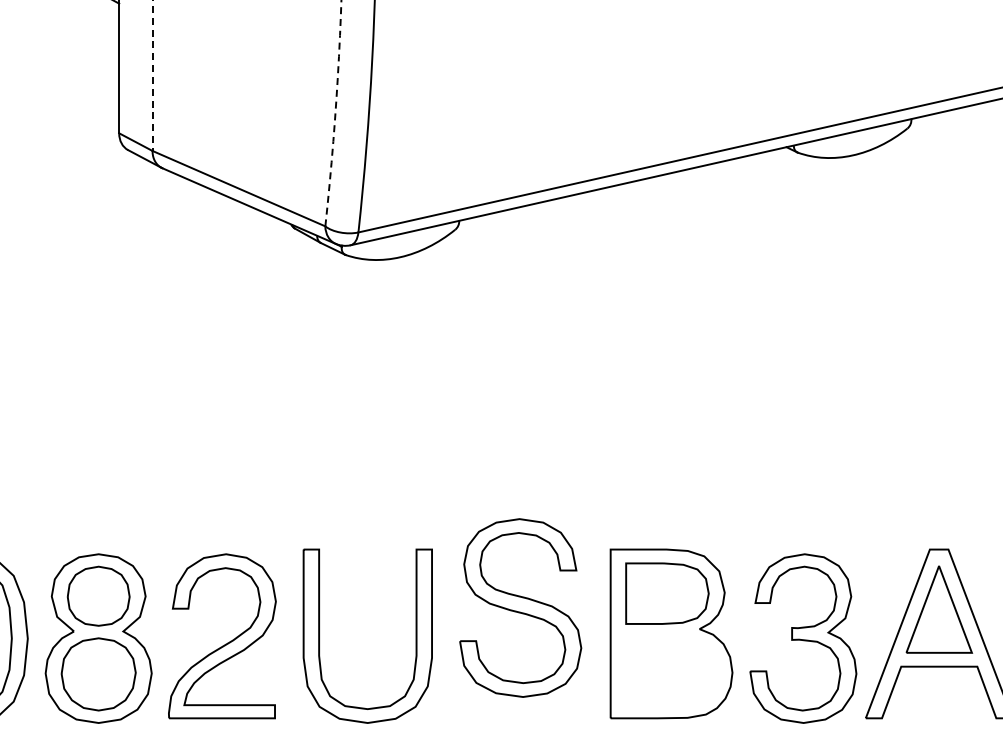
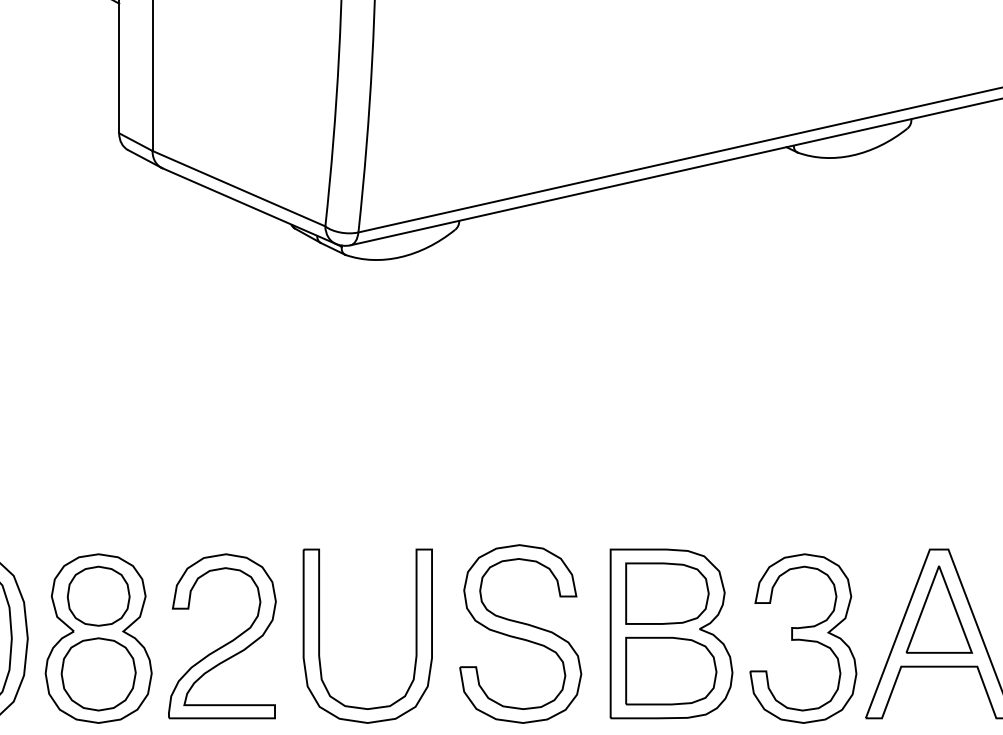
line: dashed -> solid (152, 76)
arc: dashed -> solid (335, 113)
part position: (520, 607) -> (520, 633) (520, 633)
part: none -> present (671, 670)
